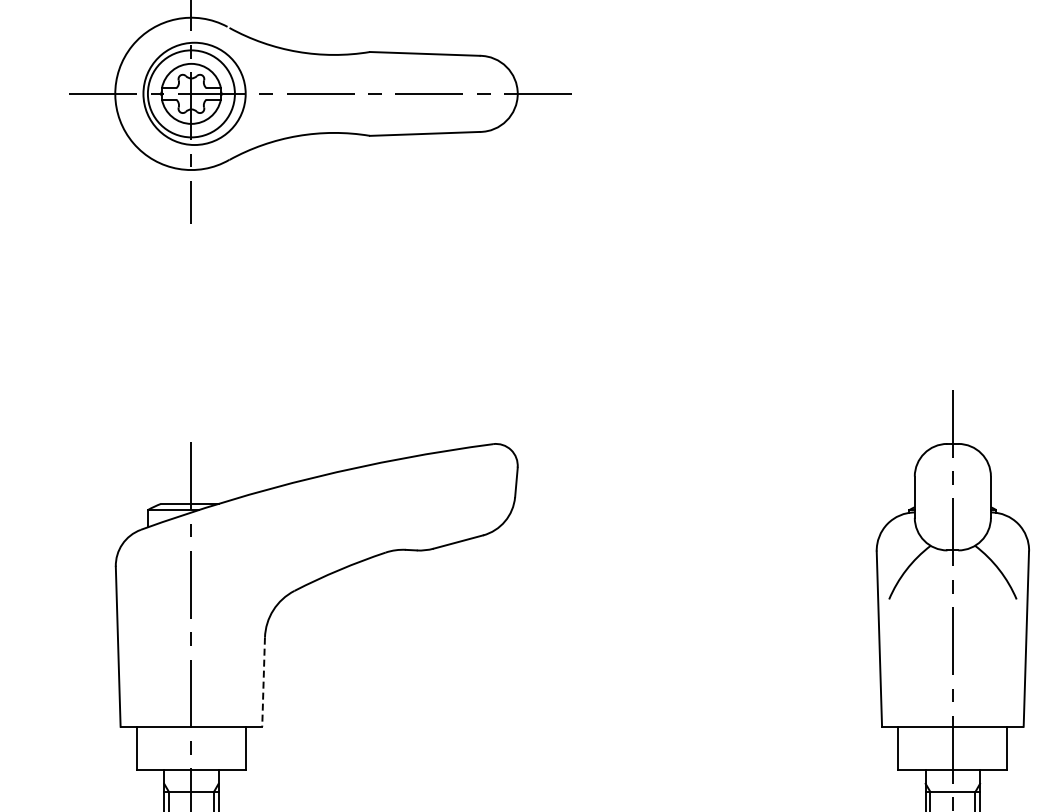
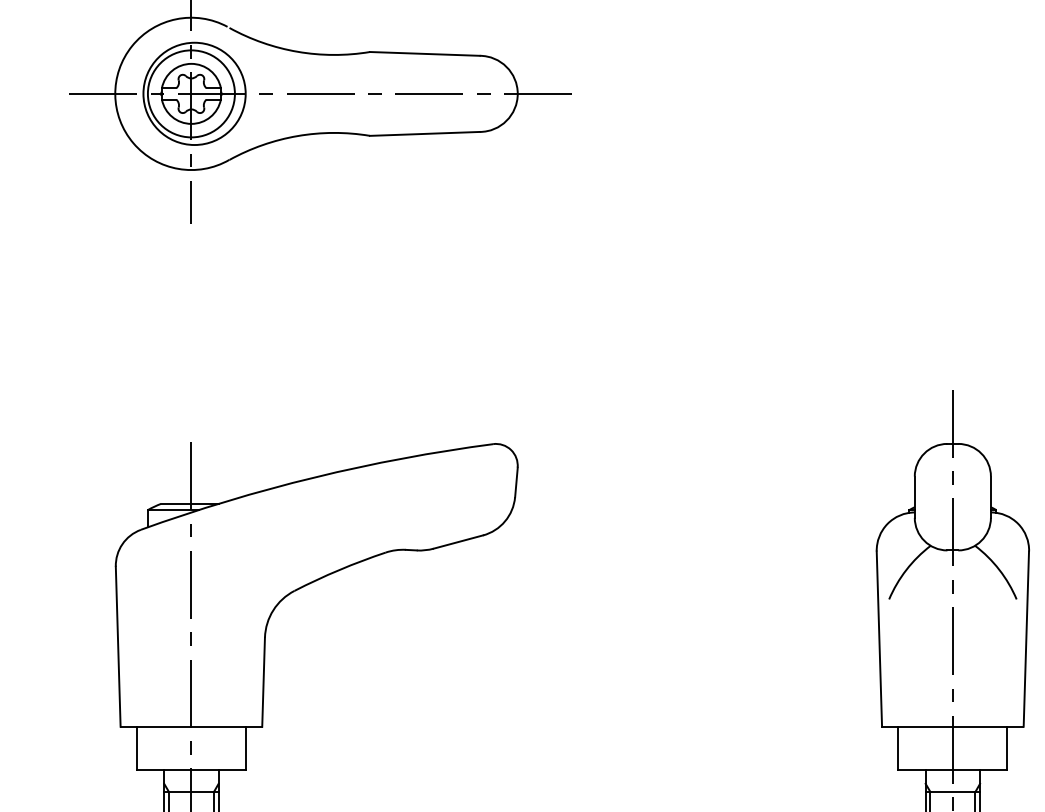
line: dashed -> solid (263, 682)
